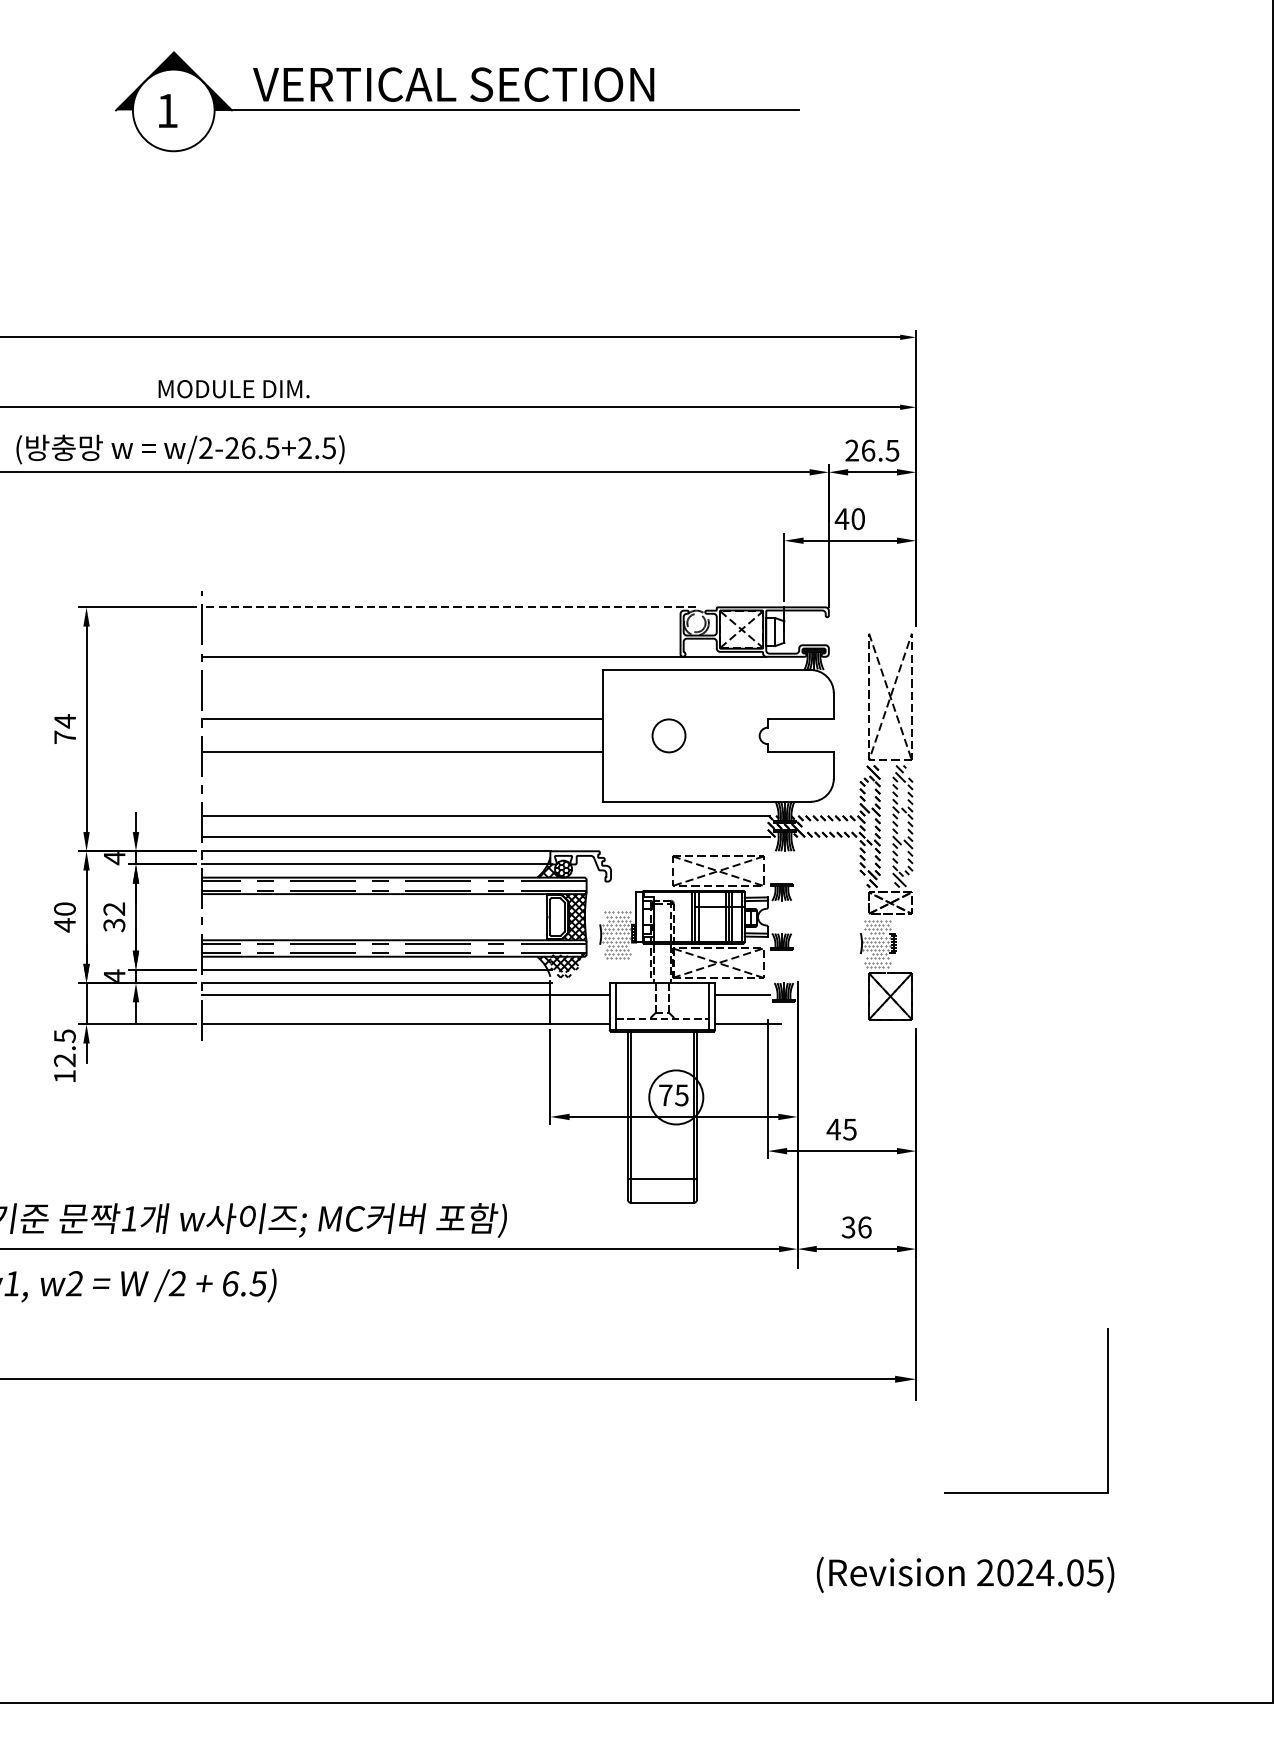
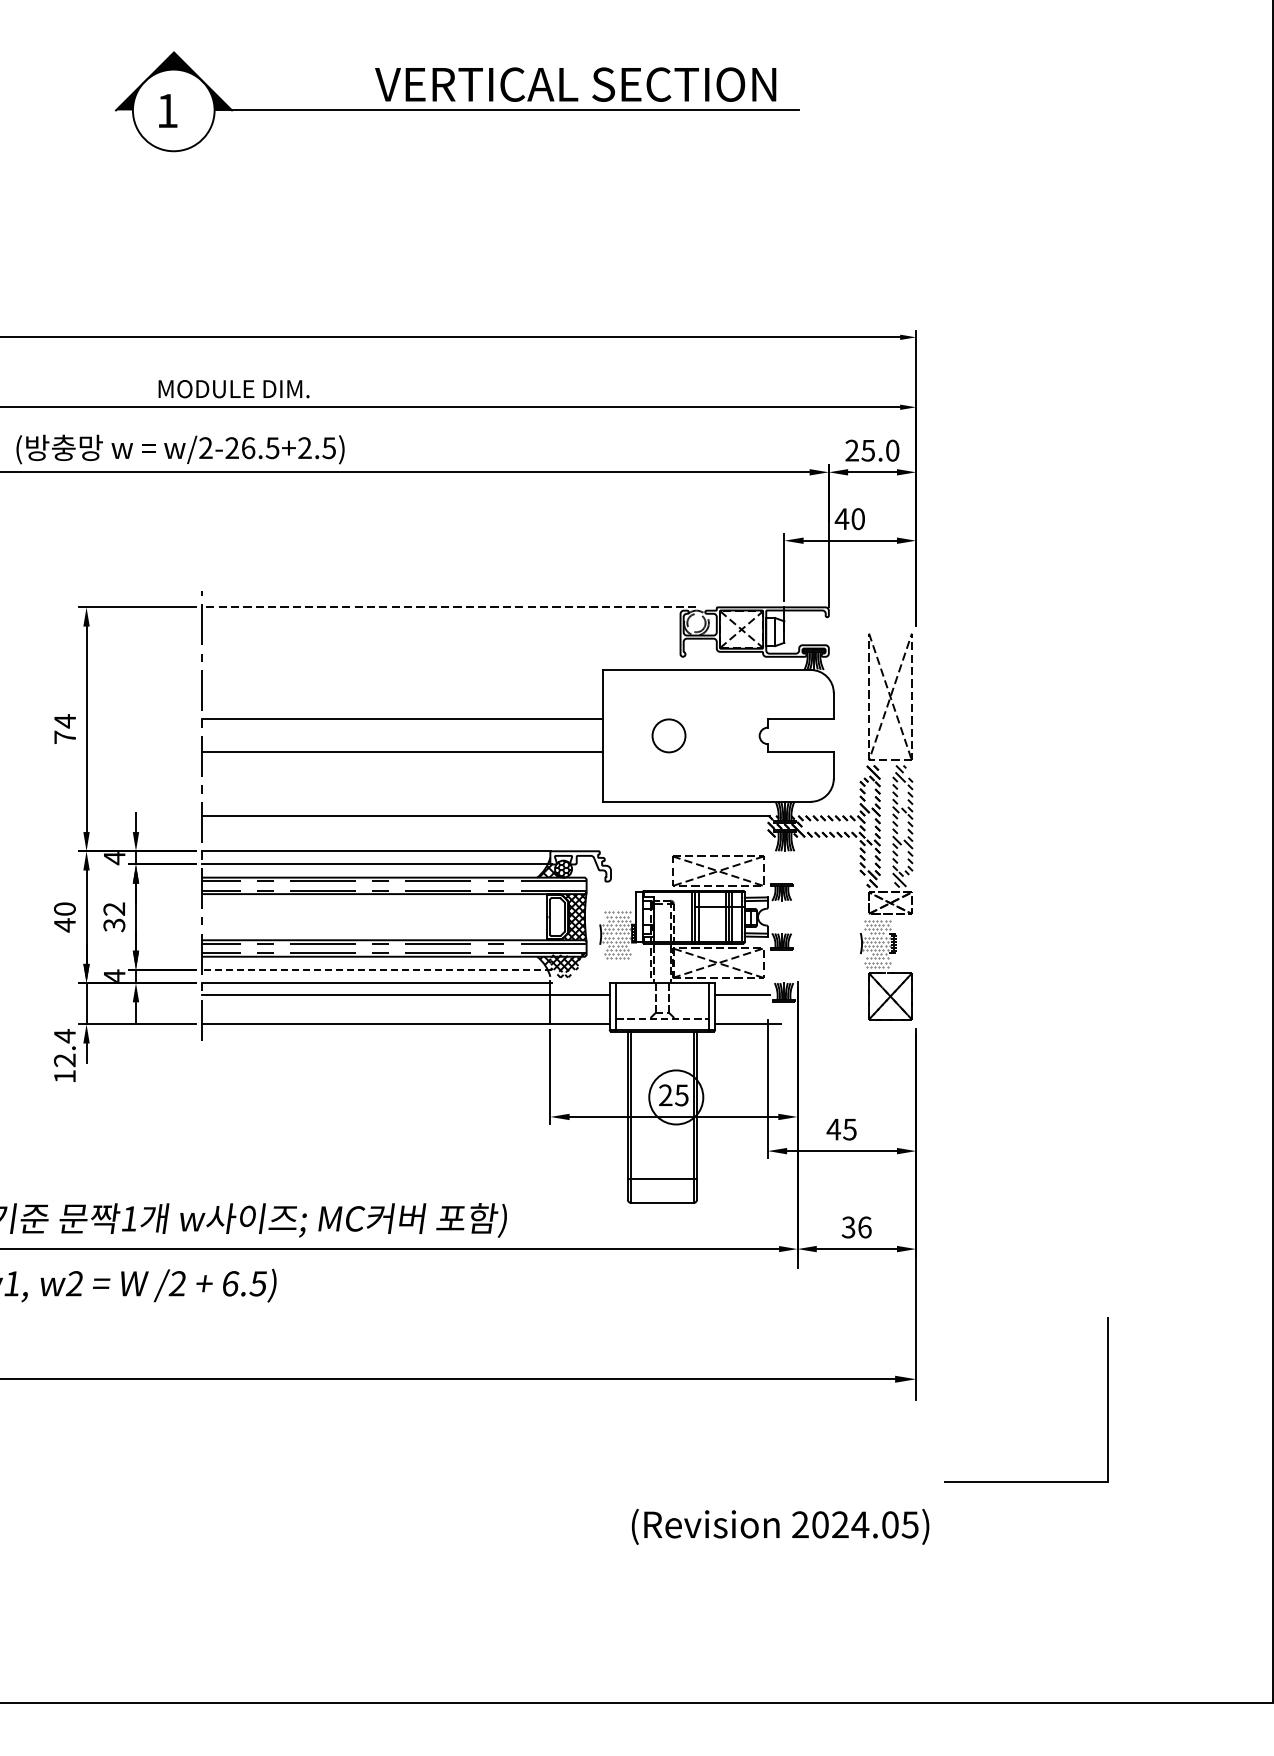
text position: (453, 84) -> (575, 84) (575, 84)
text: 26.5 -> 25.0 (880, 450)
line: present -> none (483, 656)
line: present -> none (485, 837)
line: solid -> dashed (376, 969)
text: 12.5 -> 12.4 (64, 1036)
text: 75 -> 25 (665, 1094)
line position: (1107, 1410) -> (1107, 1399) (1107, 1399)
text position: (965, 1574) -> (780, 1526) (780, 1526)
